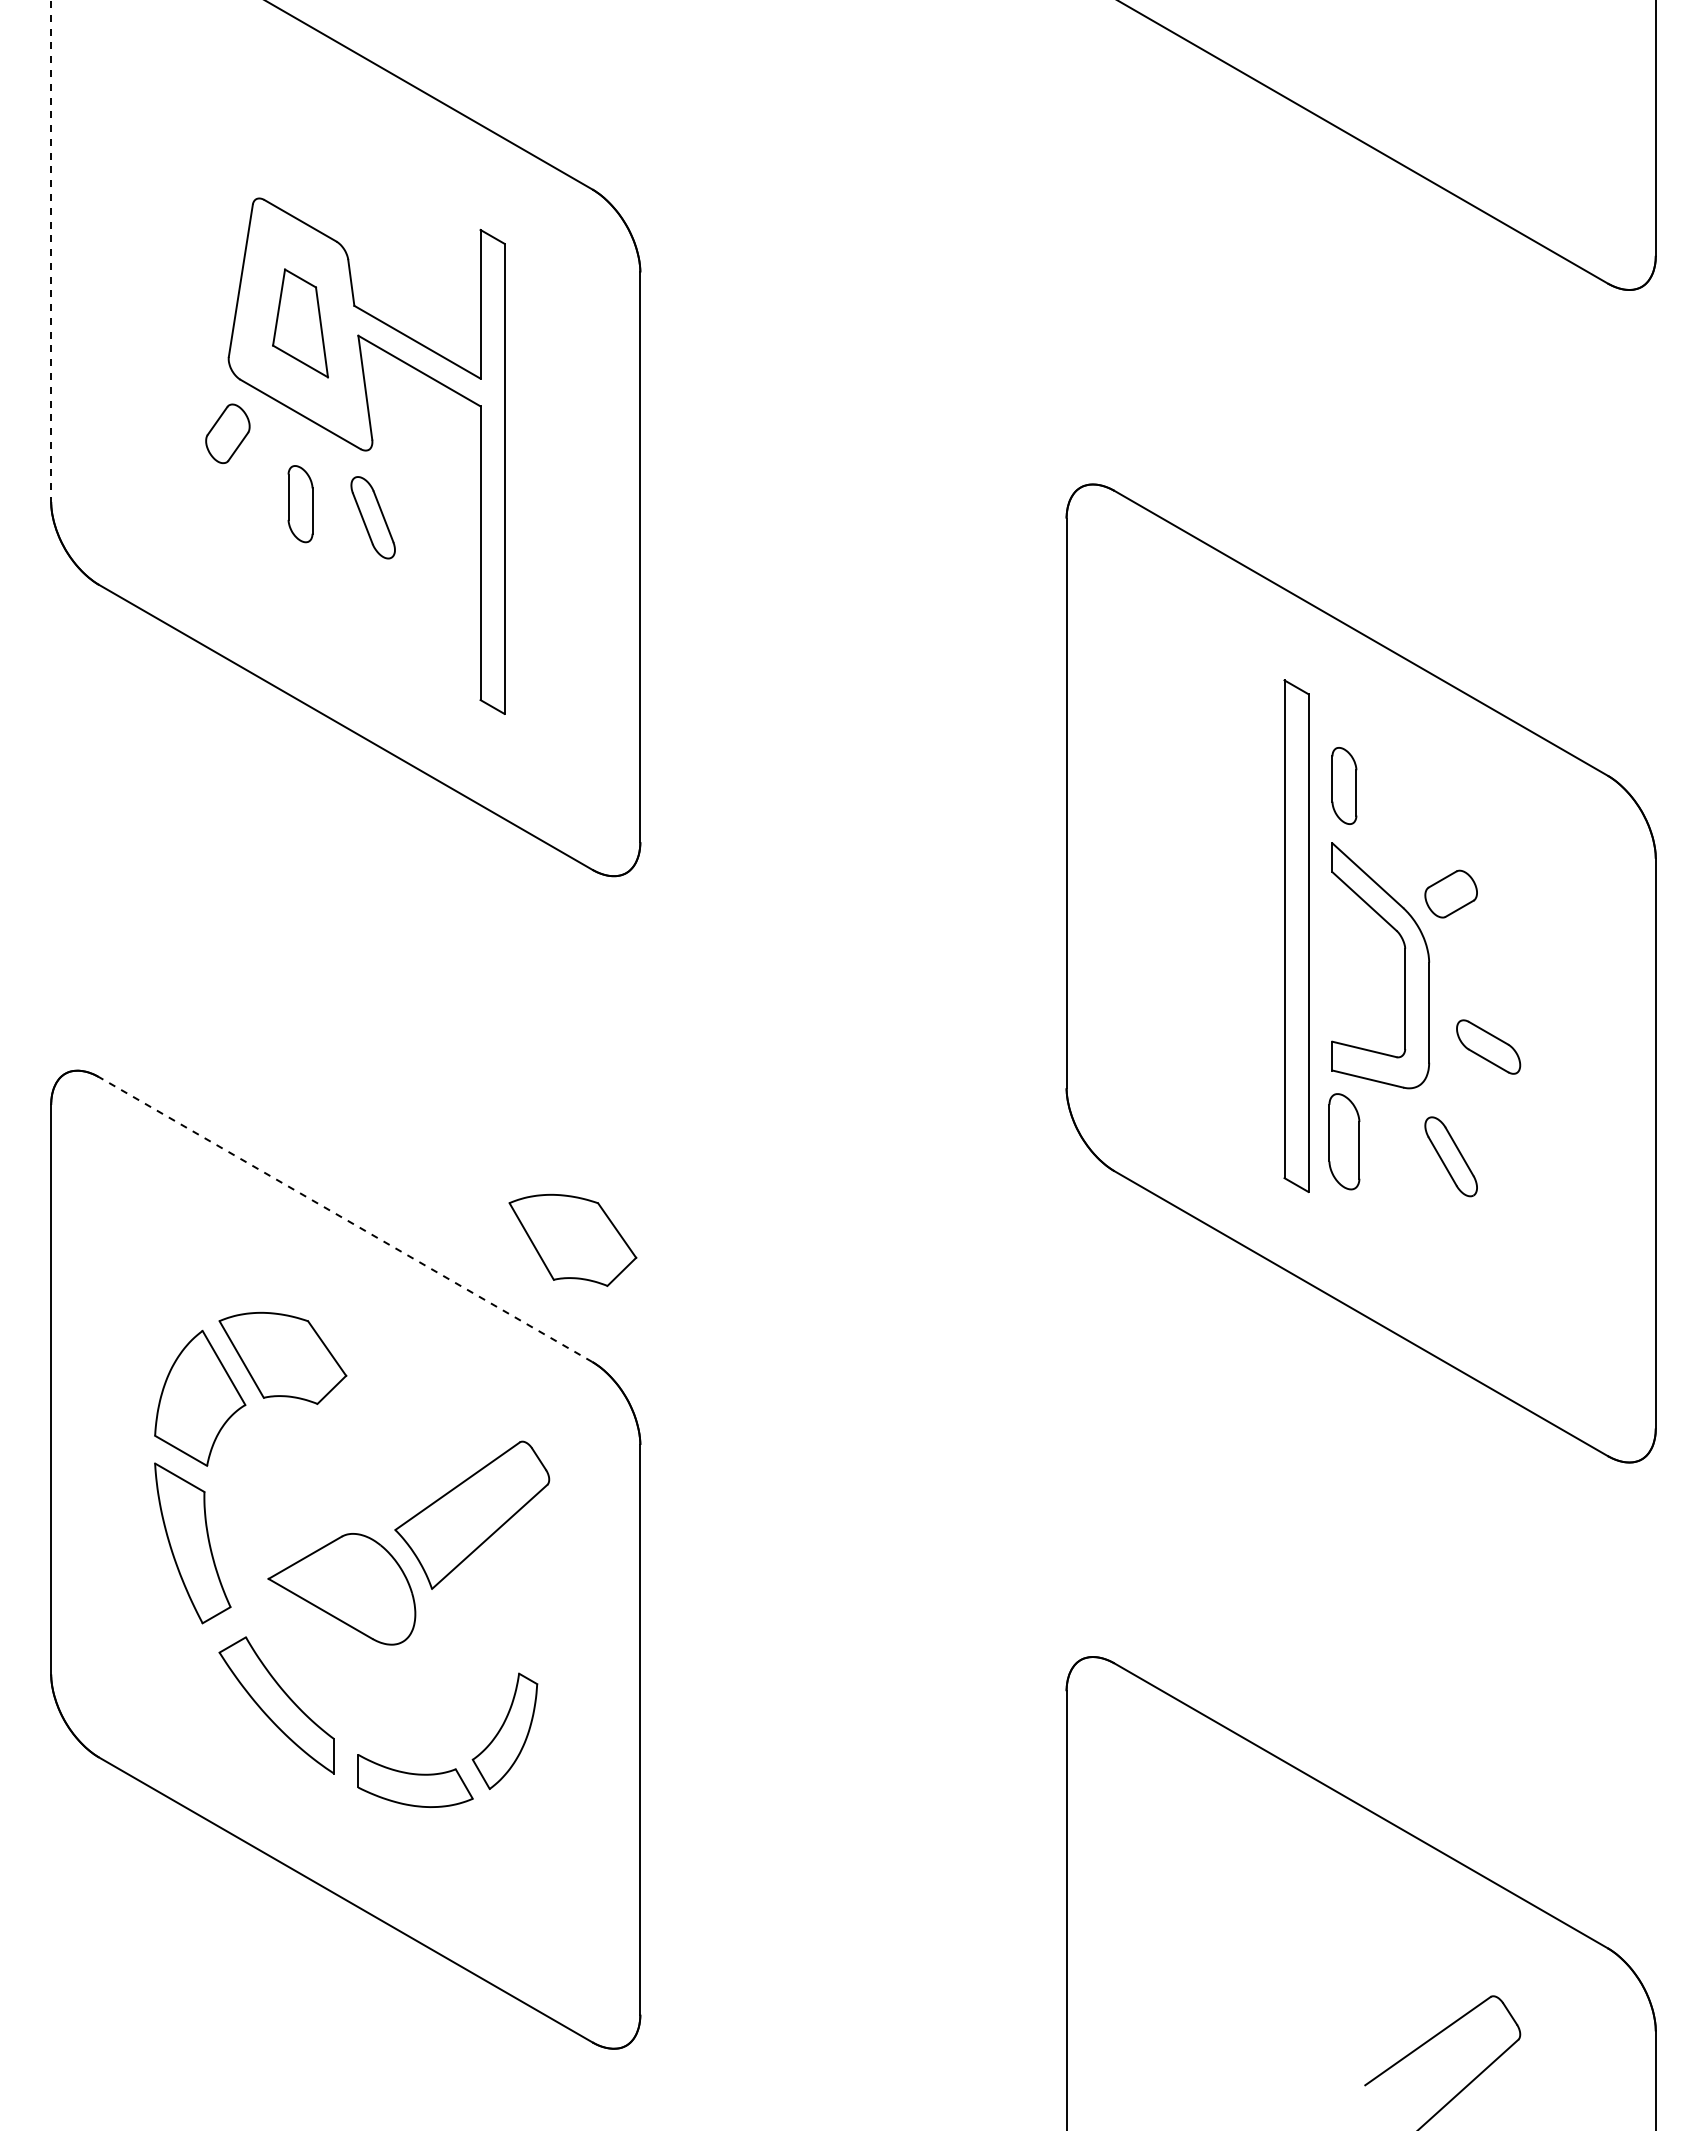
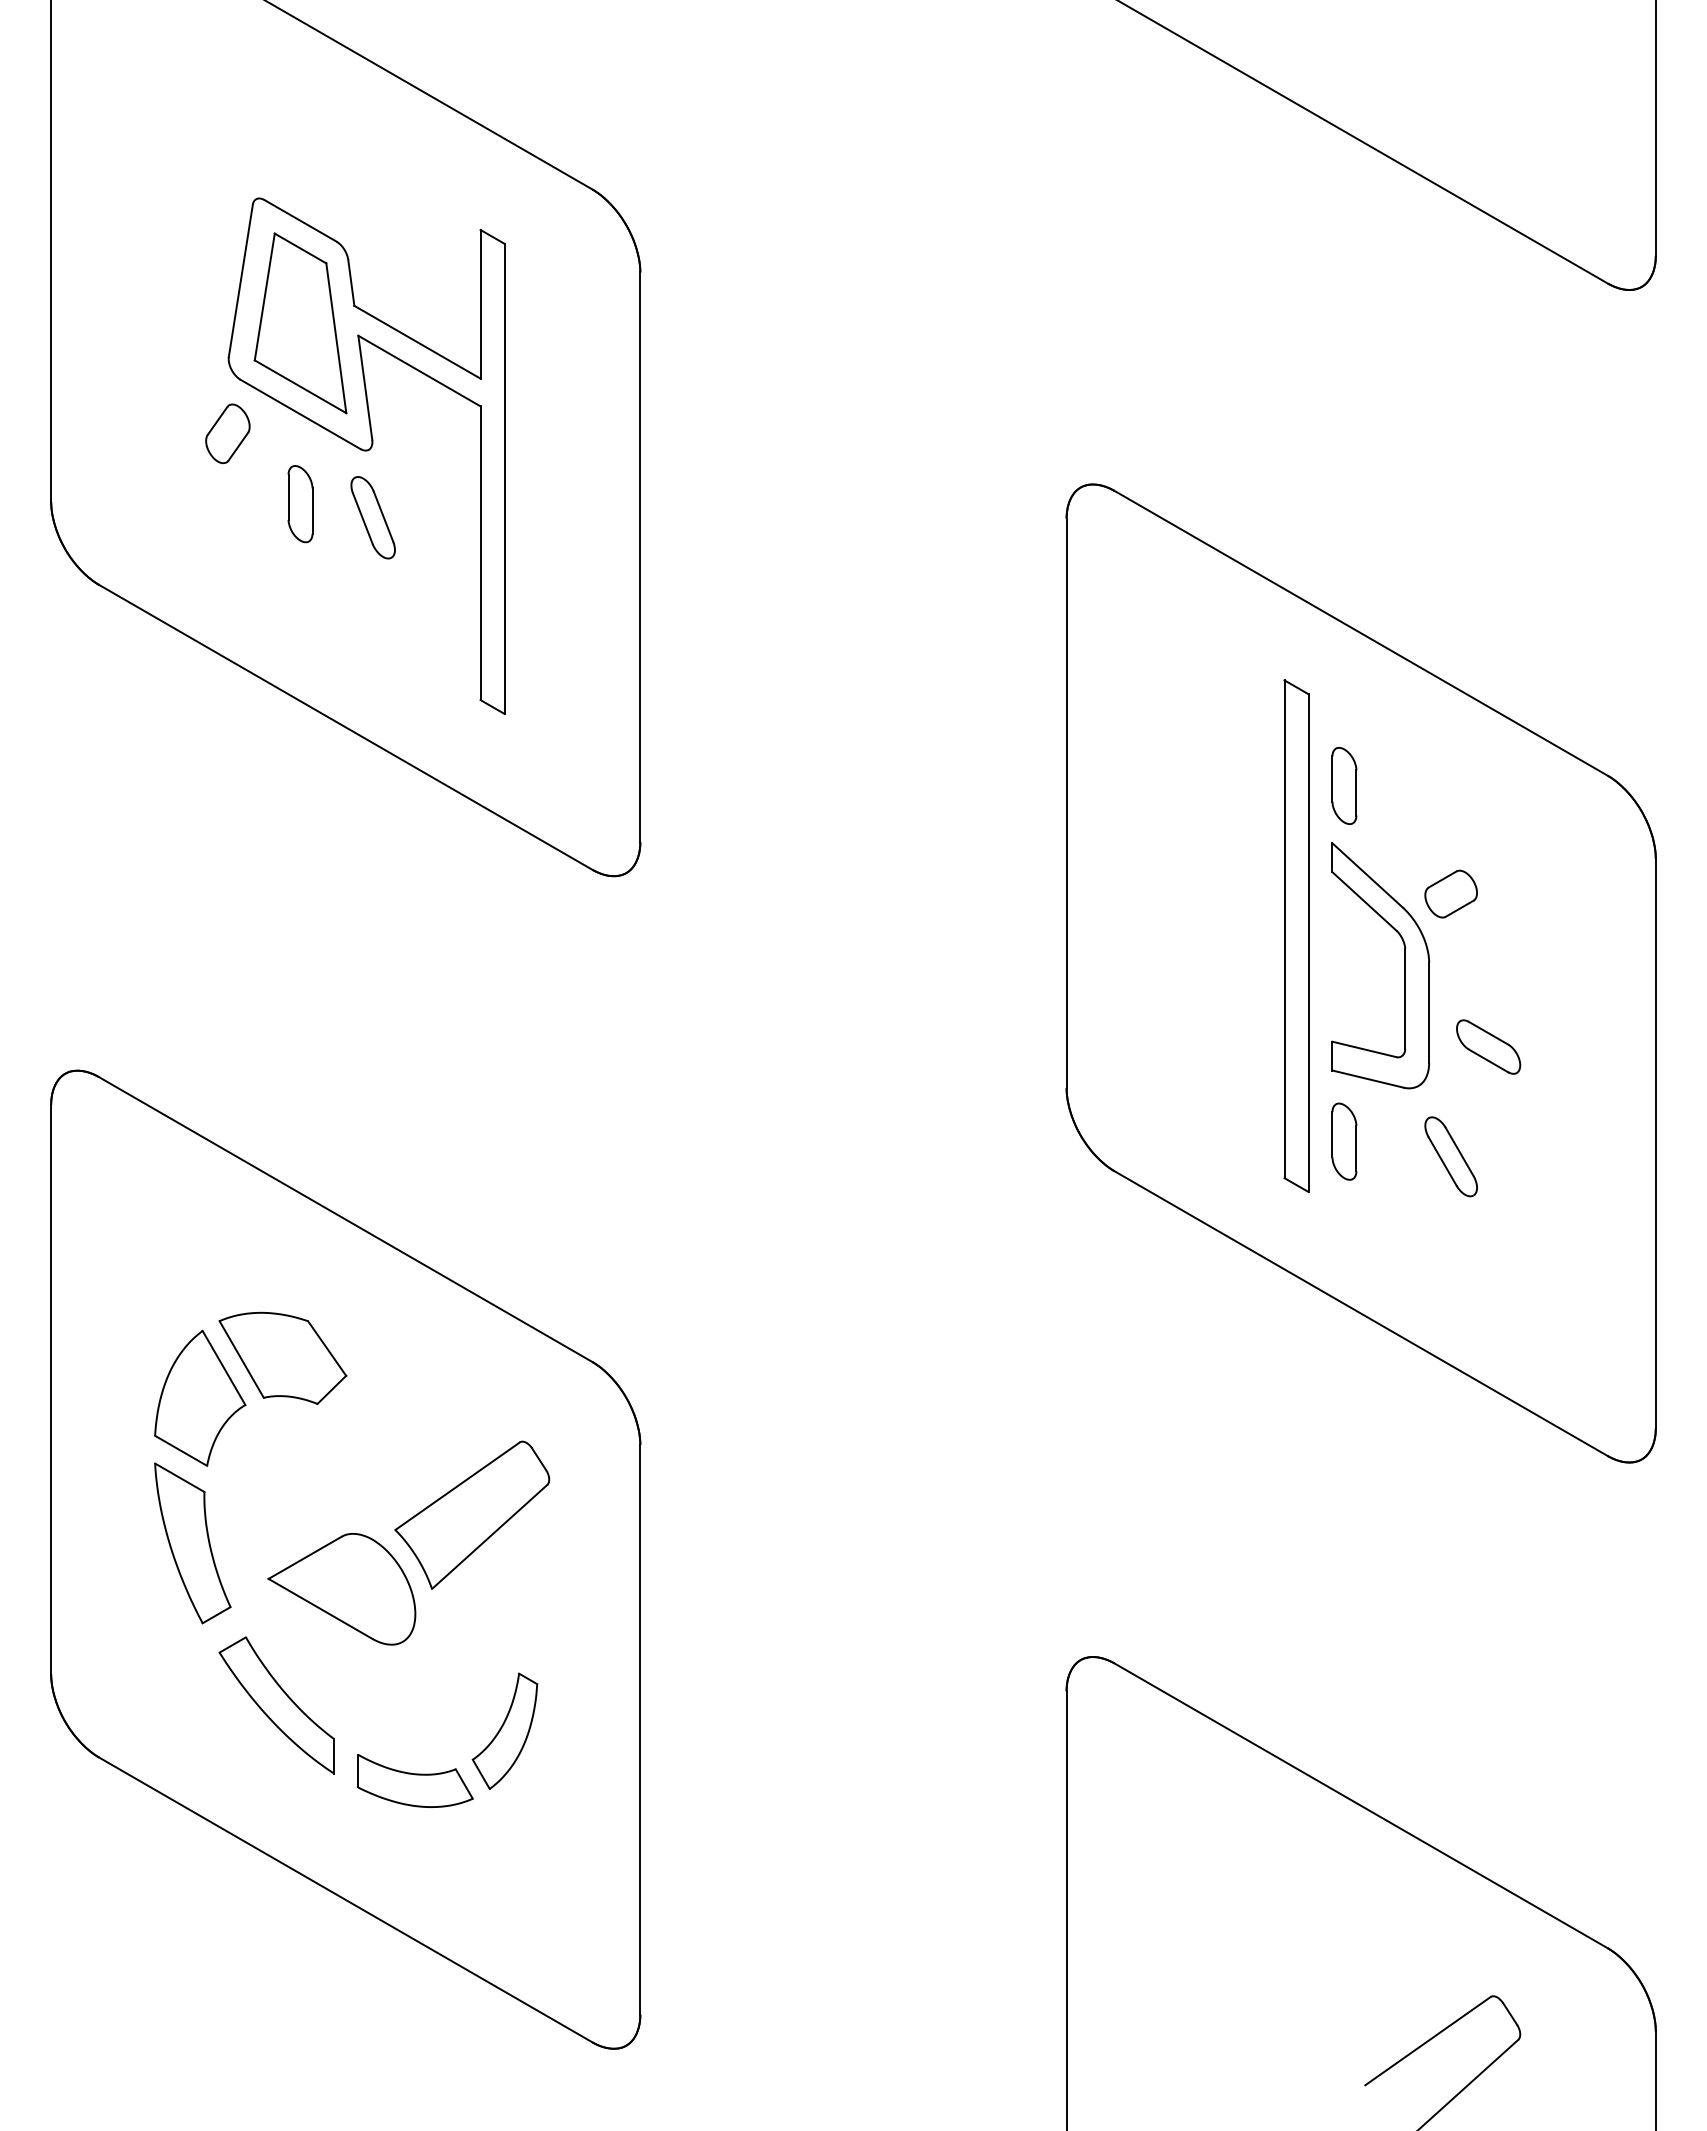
line: dashed -> solid (51, 251)
part size: 57x111 px -> 95x183 px (300, 323)
part size: 33x98 px -> 27x79 px (1344, 1141)
line: dashed -> solid (345, 1219)
part: present -> none (572, 1239)
